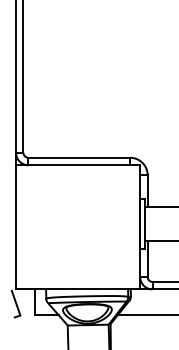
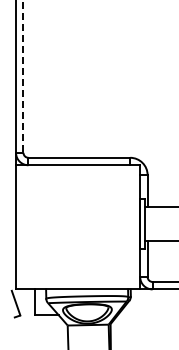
line: solid -> dashed (23, 76)
line: present -> none (146, 315)
